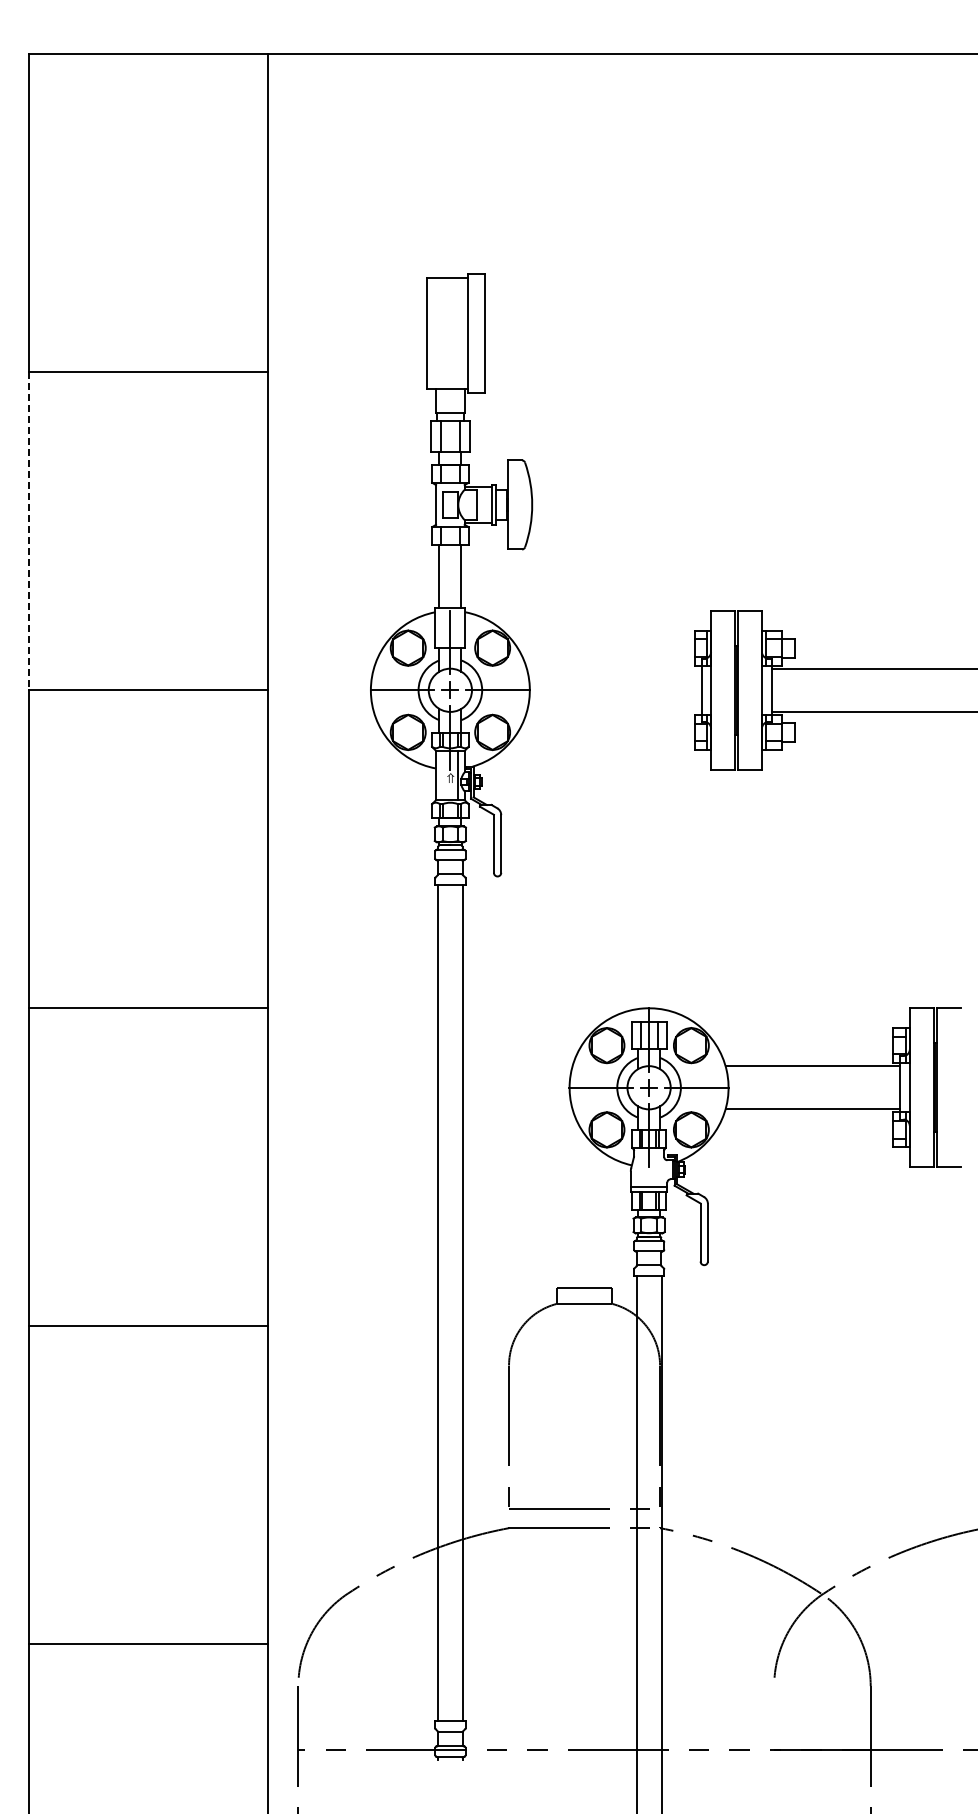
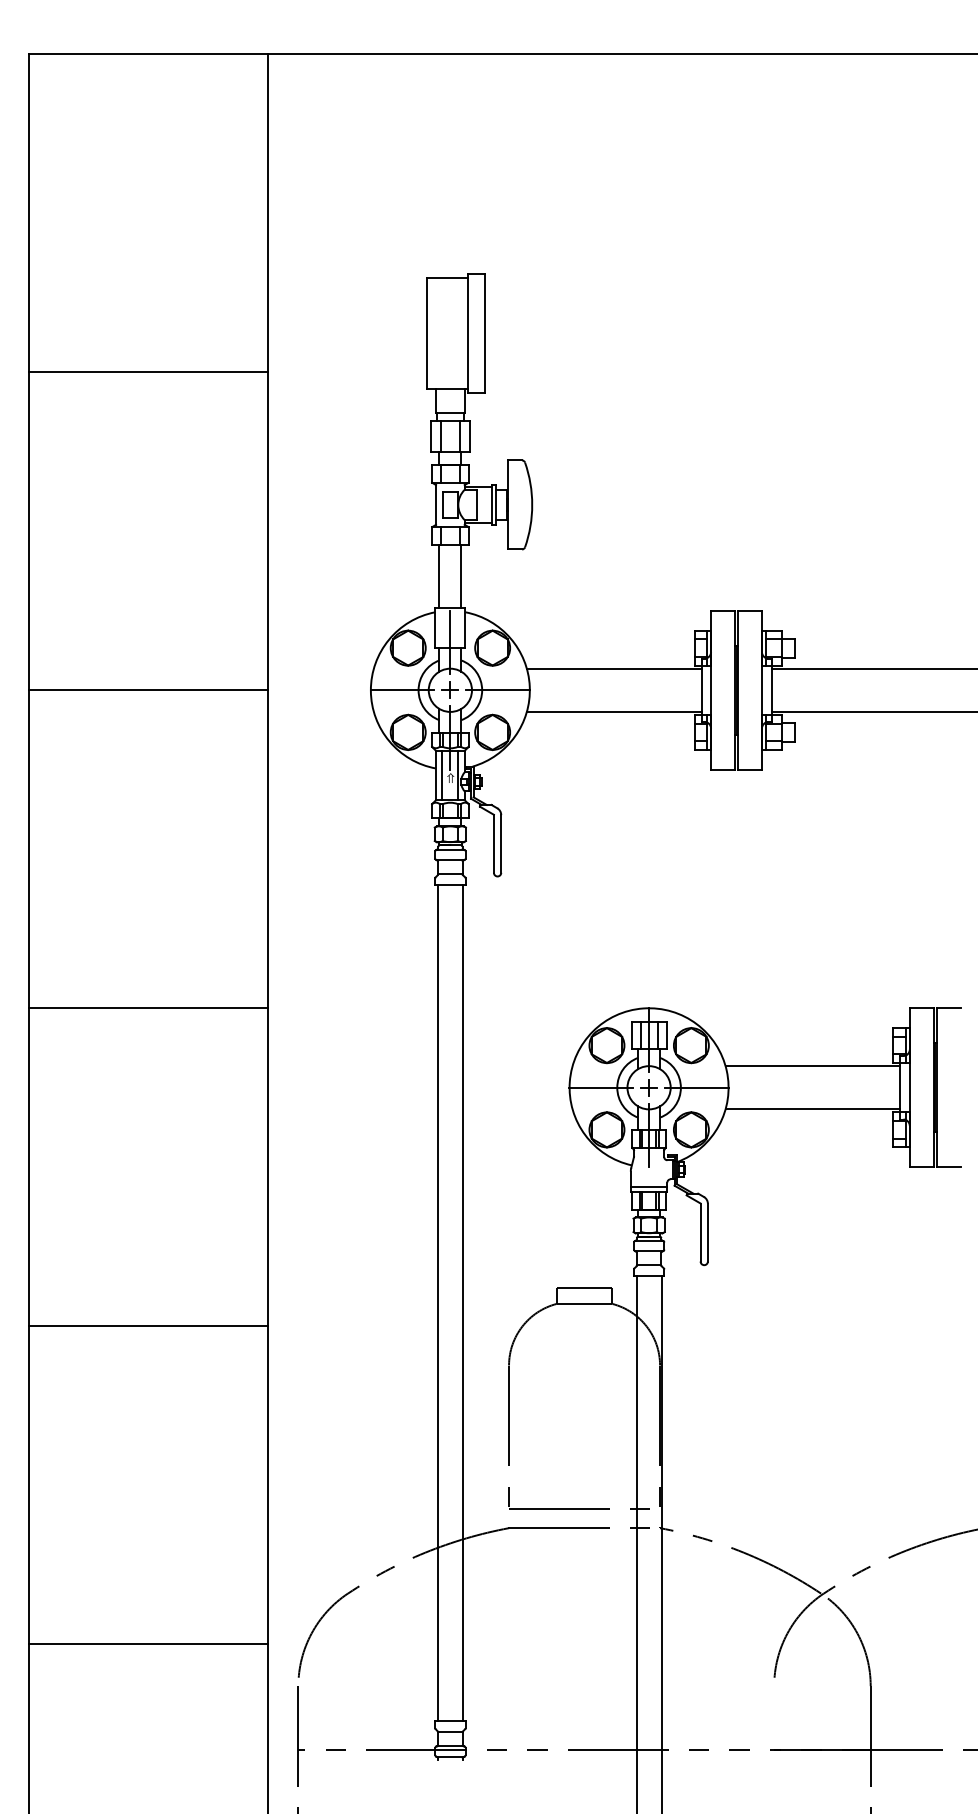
line: dashed -> solid (29, 531)
line: none -> present (614, 668)
line: none -> present (614, 711)
line: none -> present (442, 775)
